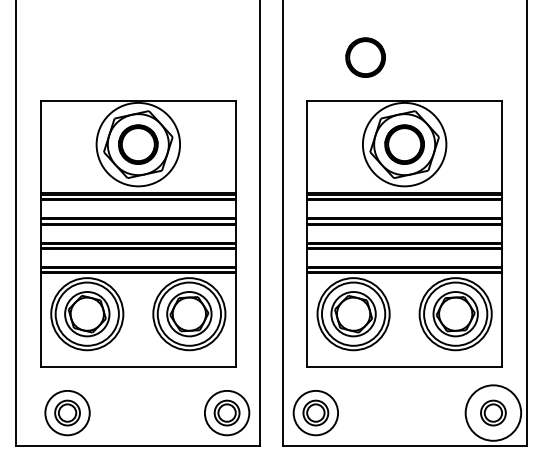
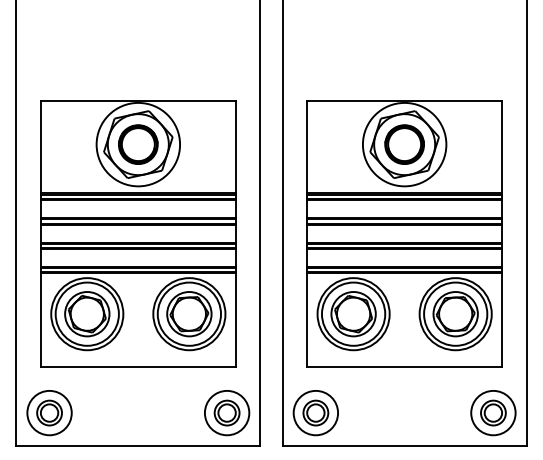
part: present -> none (365, 57)
circle diameter: 55 px -> 44 px (493, 412)
part position: (67, 413) -> (49, 413) (49, 413)
